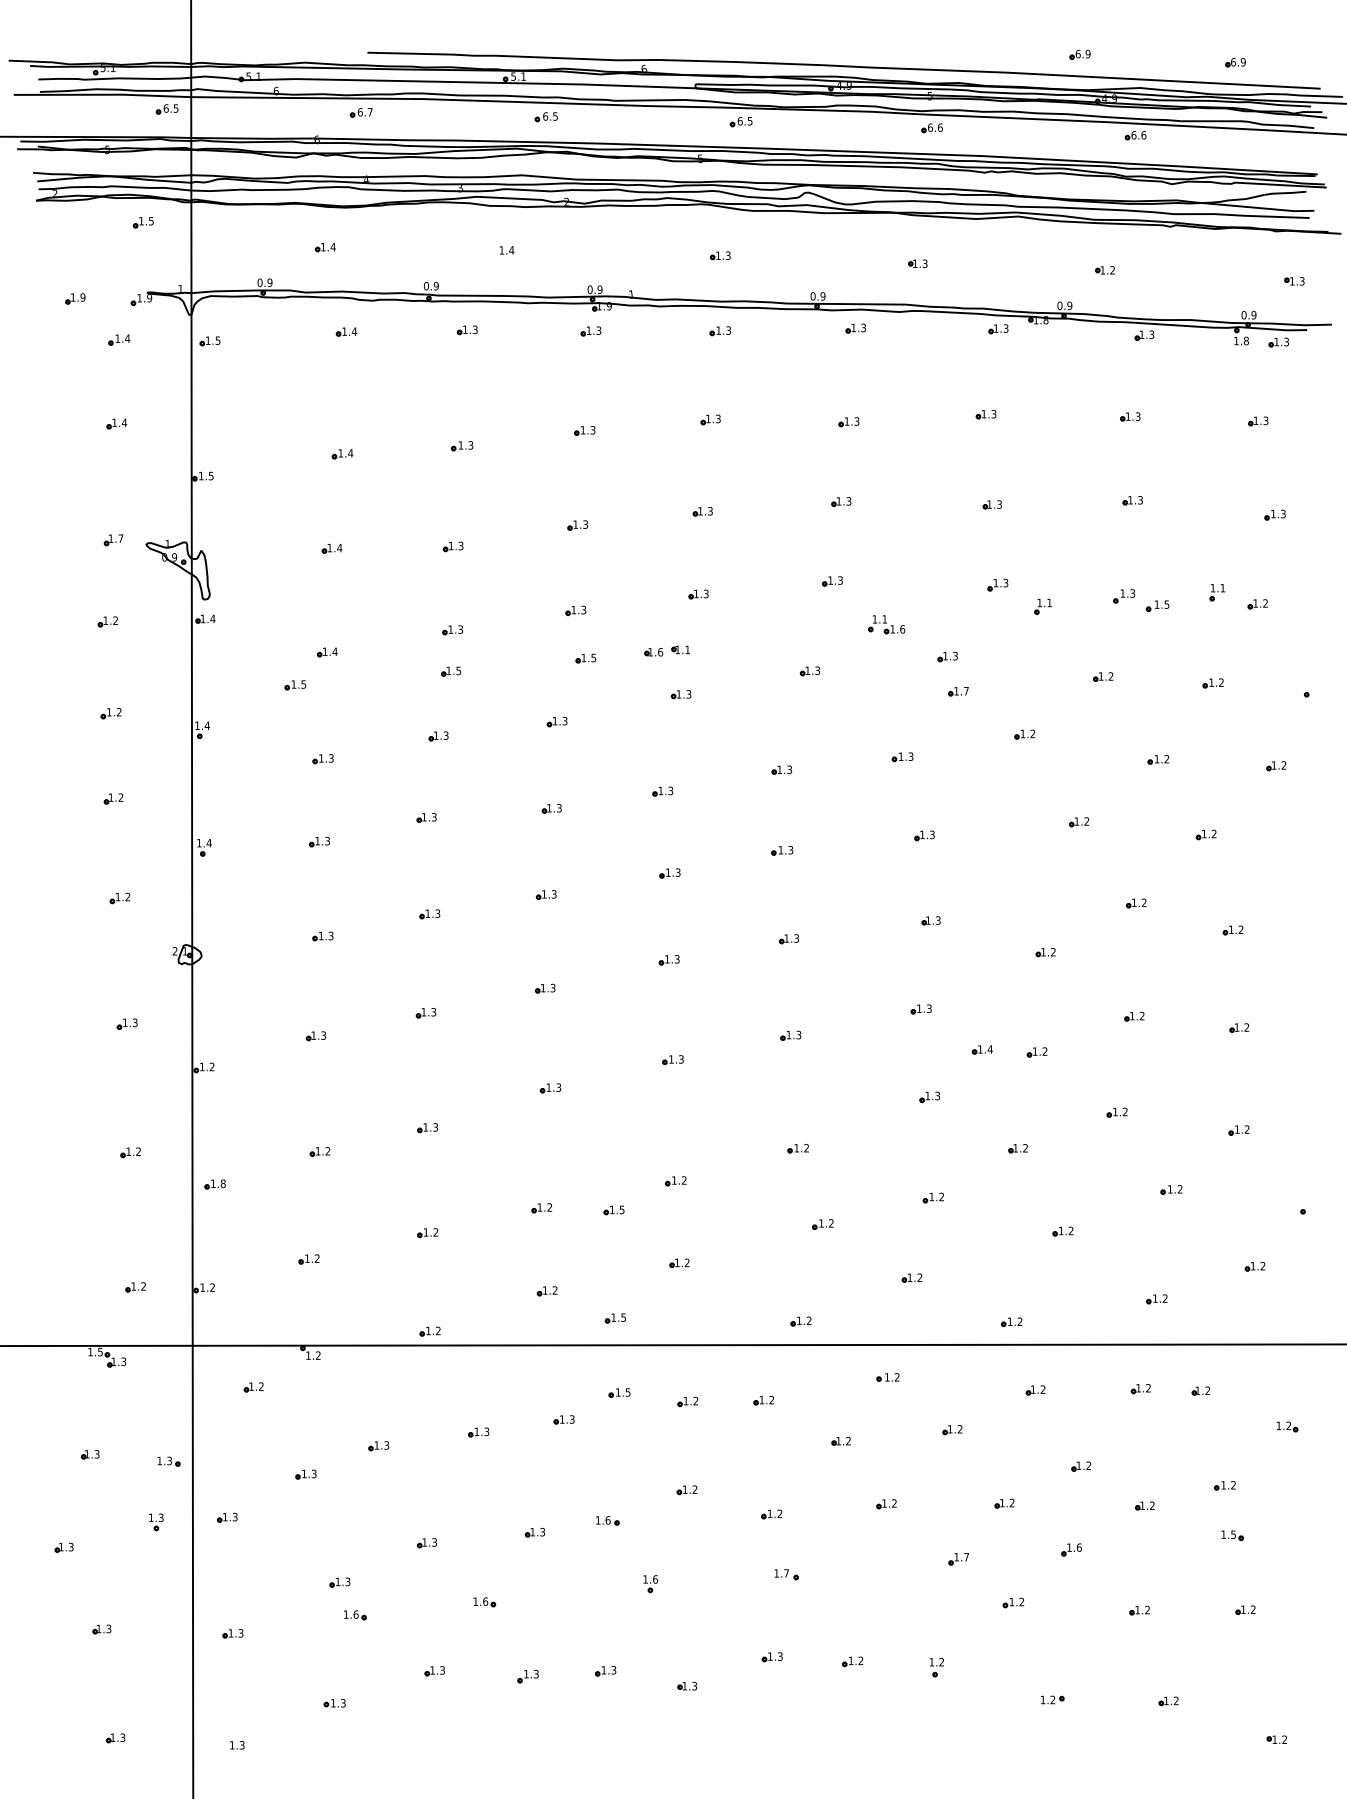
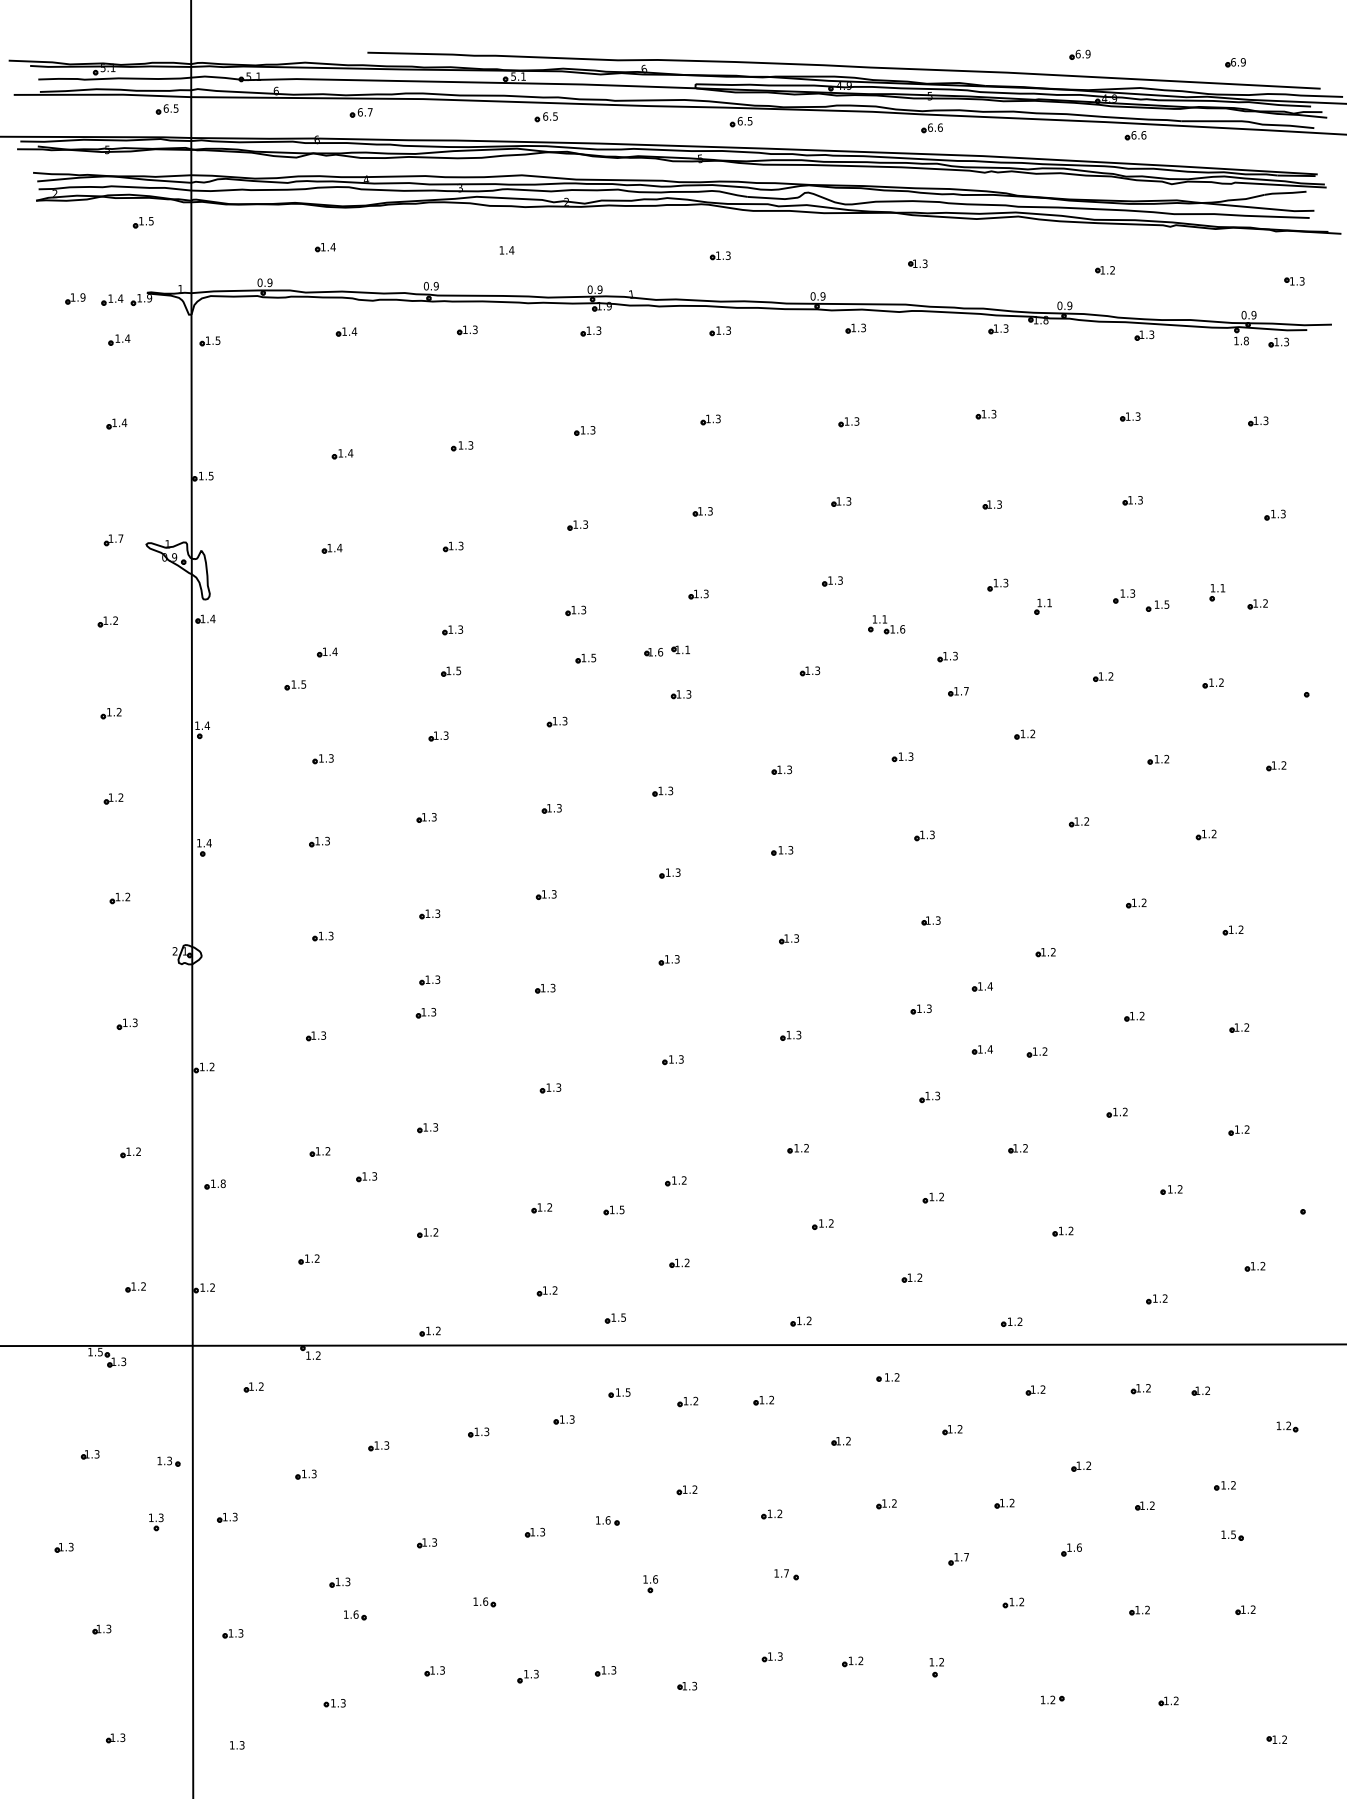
part: none -> present (112, 299)
part: none -> present (429, 980)
part: none -> present (981, 986)
part: none -> present (366, 1177)
